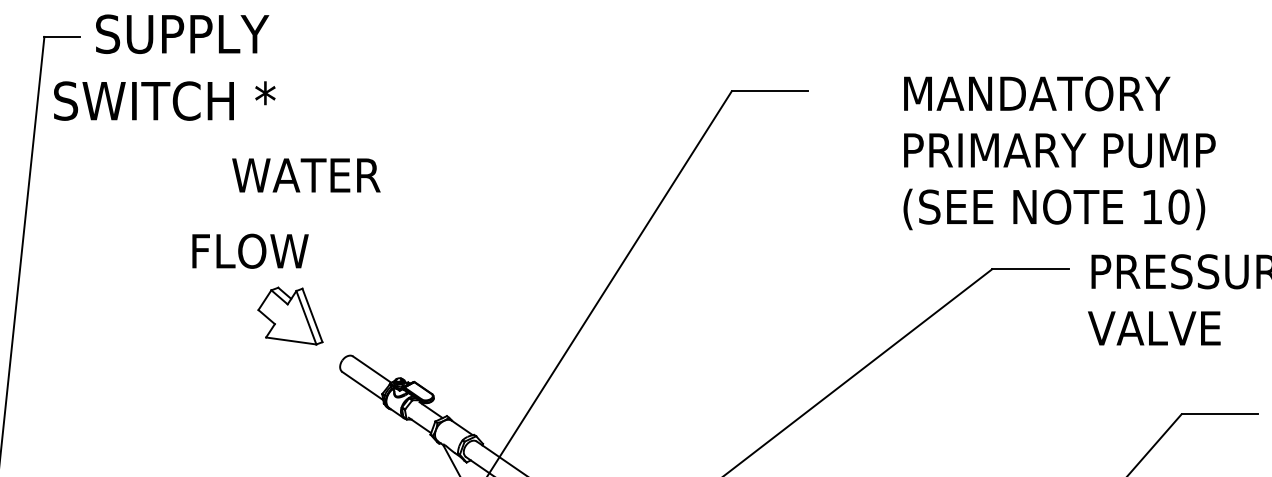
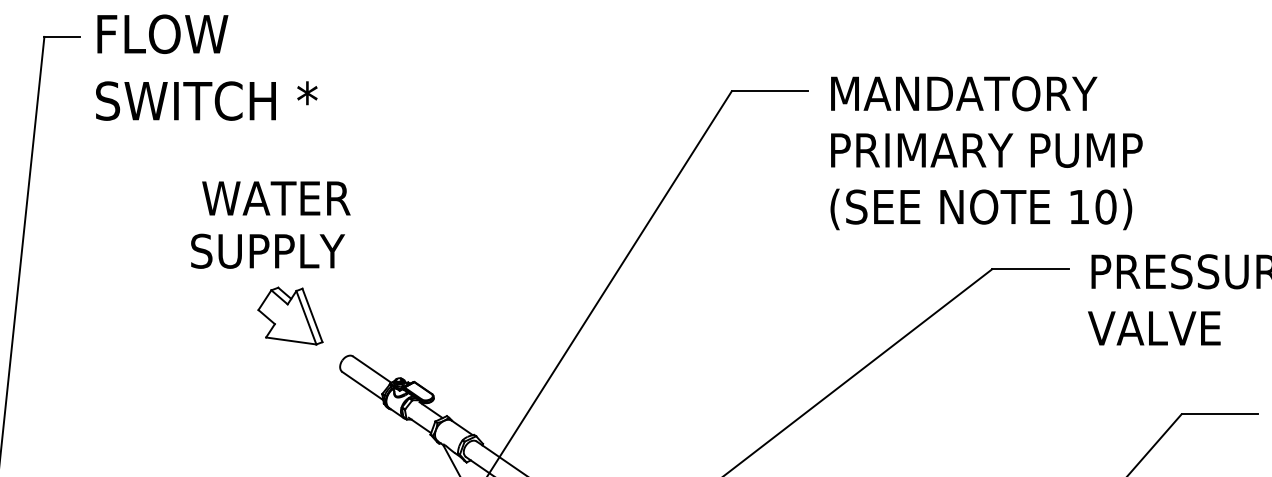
text: SUPPLY -> FLOW (182, 34)
text position: (164, 100) -> (206, 100) (206, 100)
text position: (1059, 153) -> (986, 153) (986, 153)
text position: (306, 175) -> (276, 198) (276, 198)
text: FLOW -> SUPPLY (267, 250)
